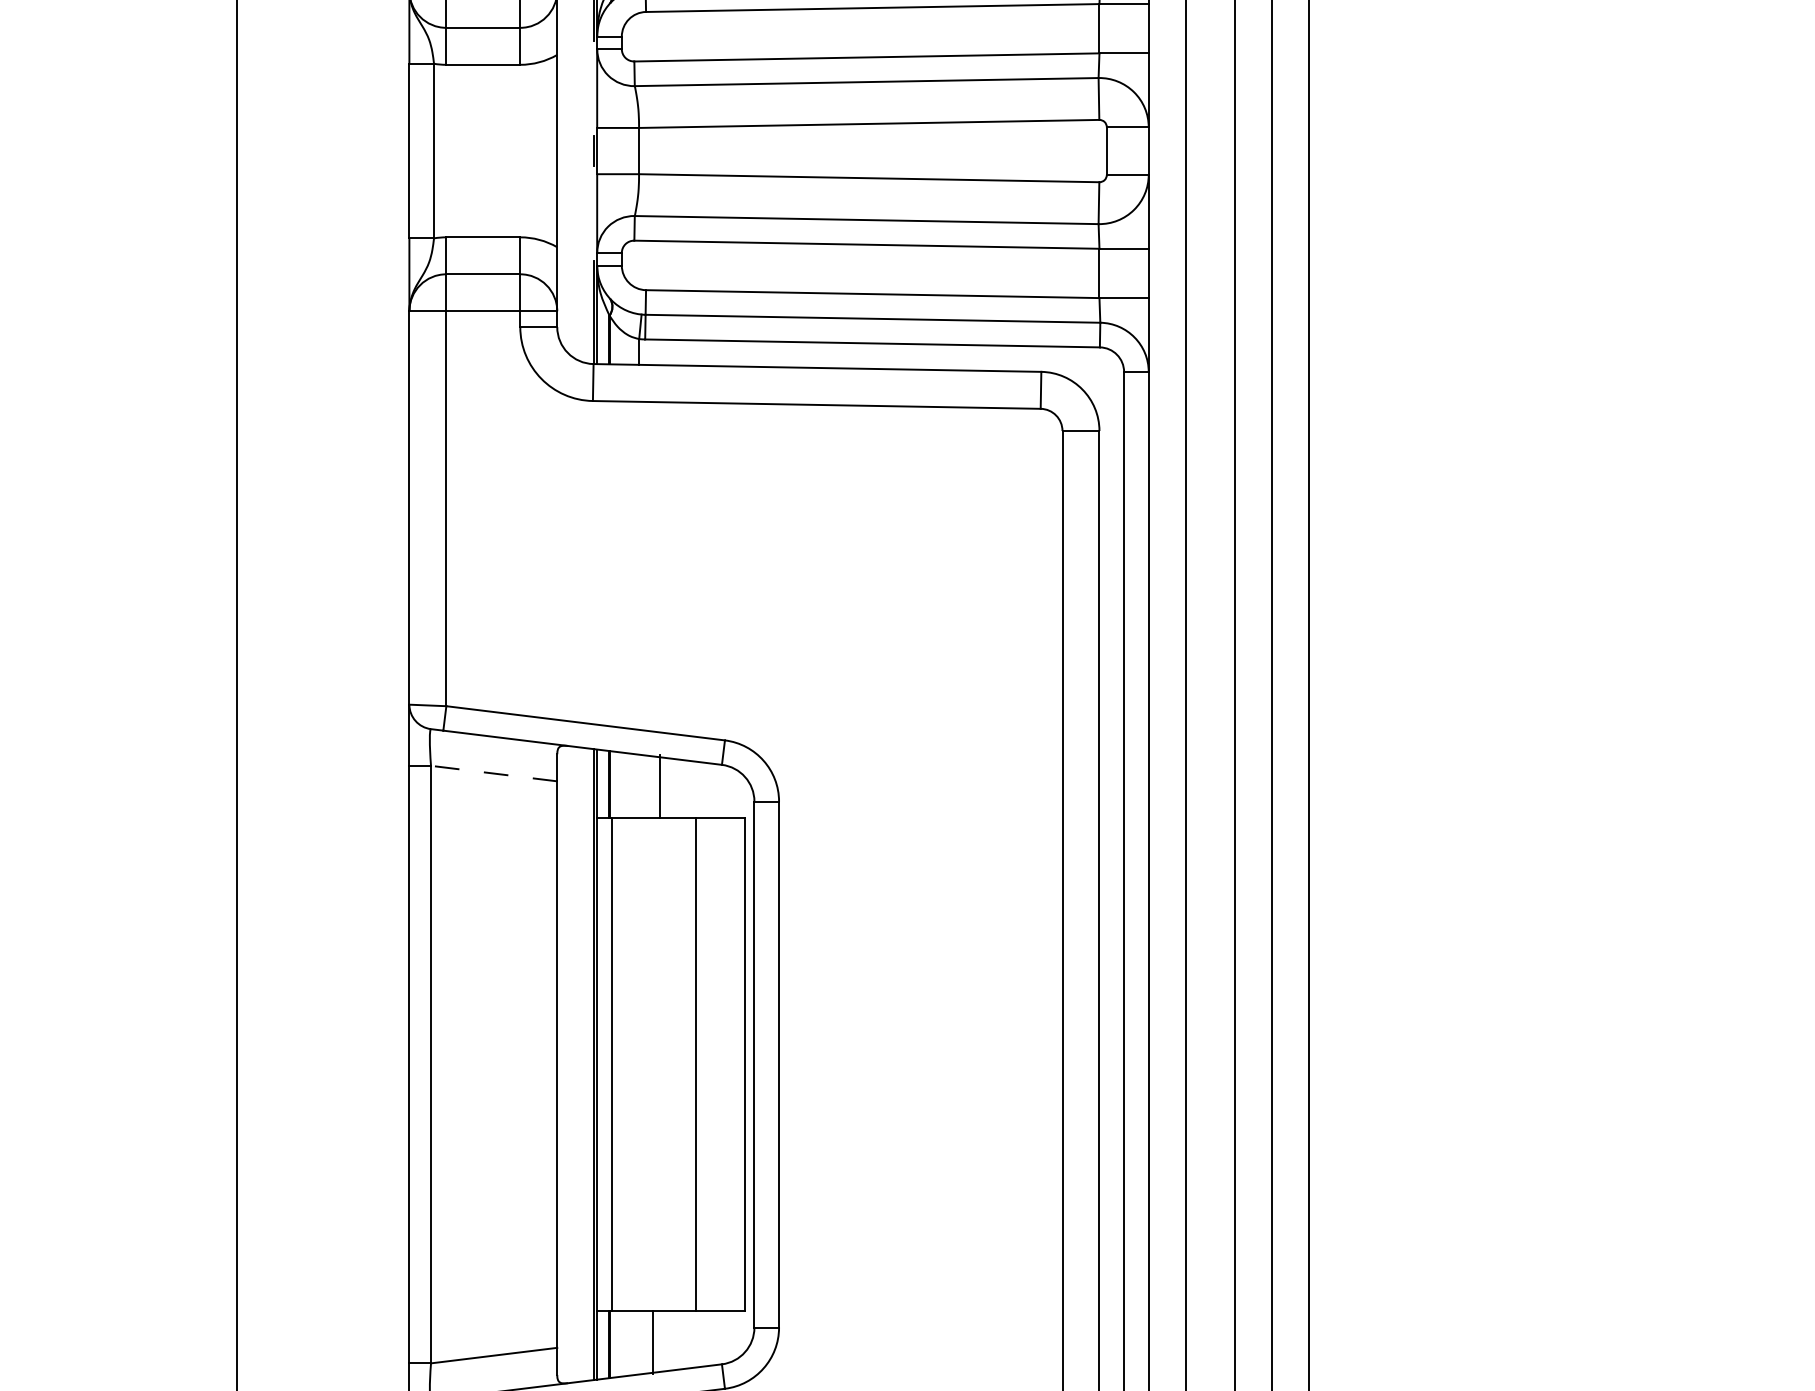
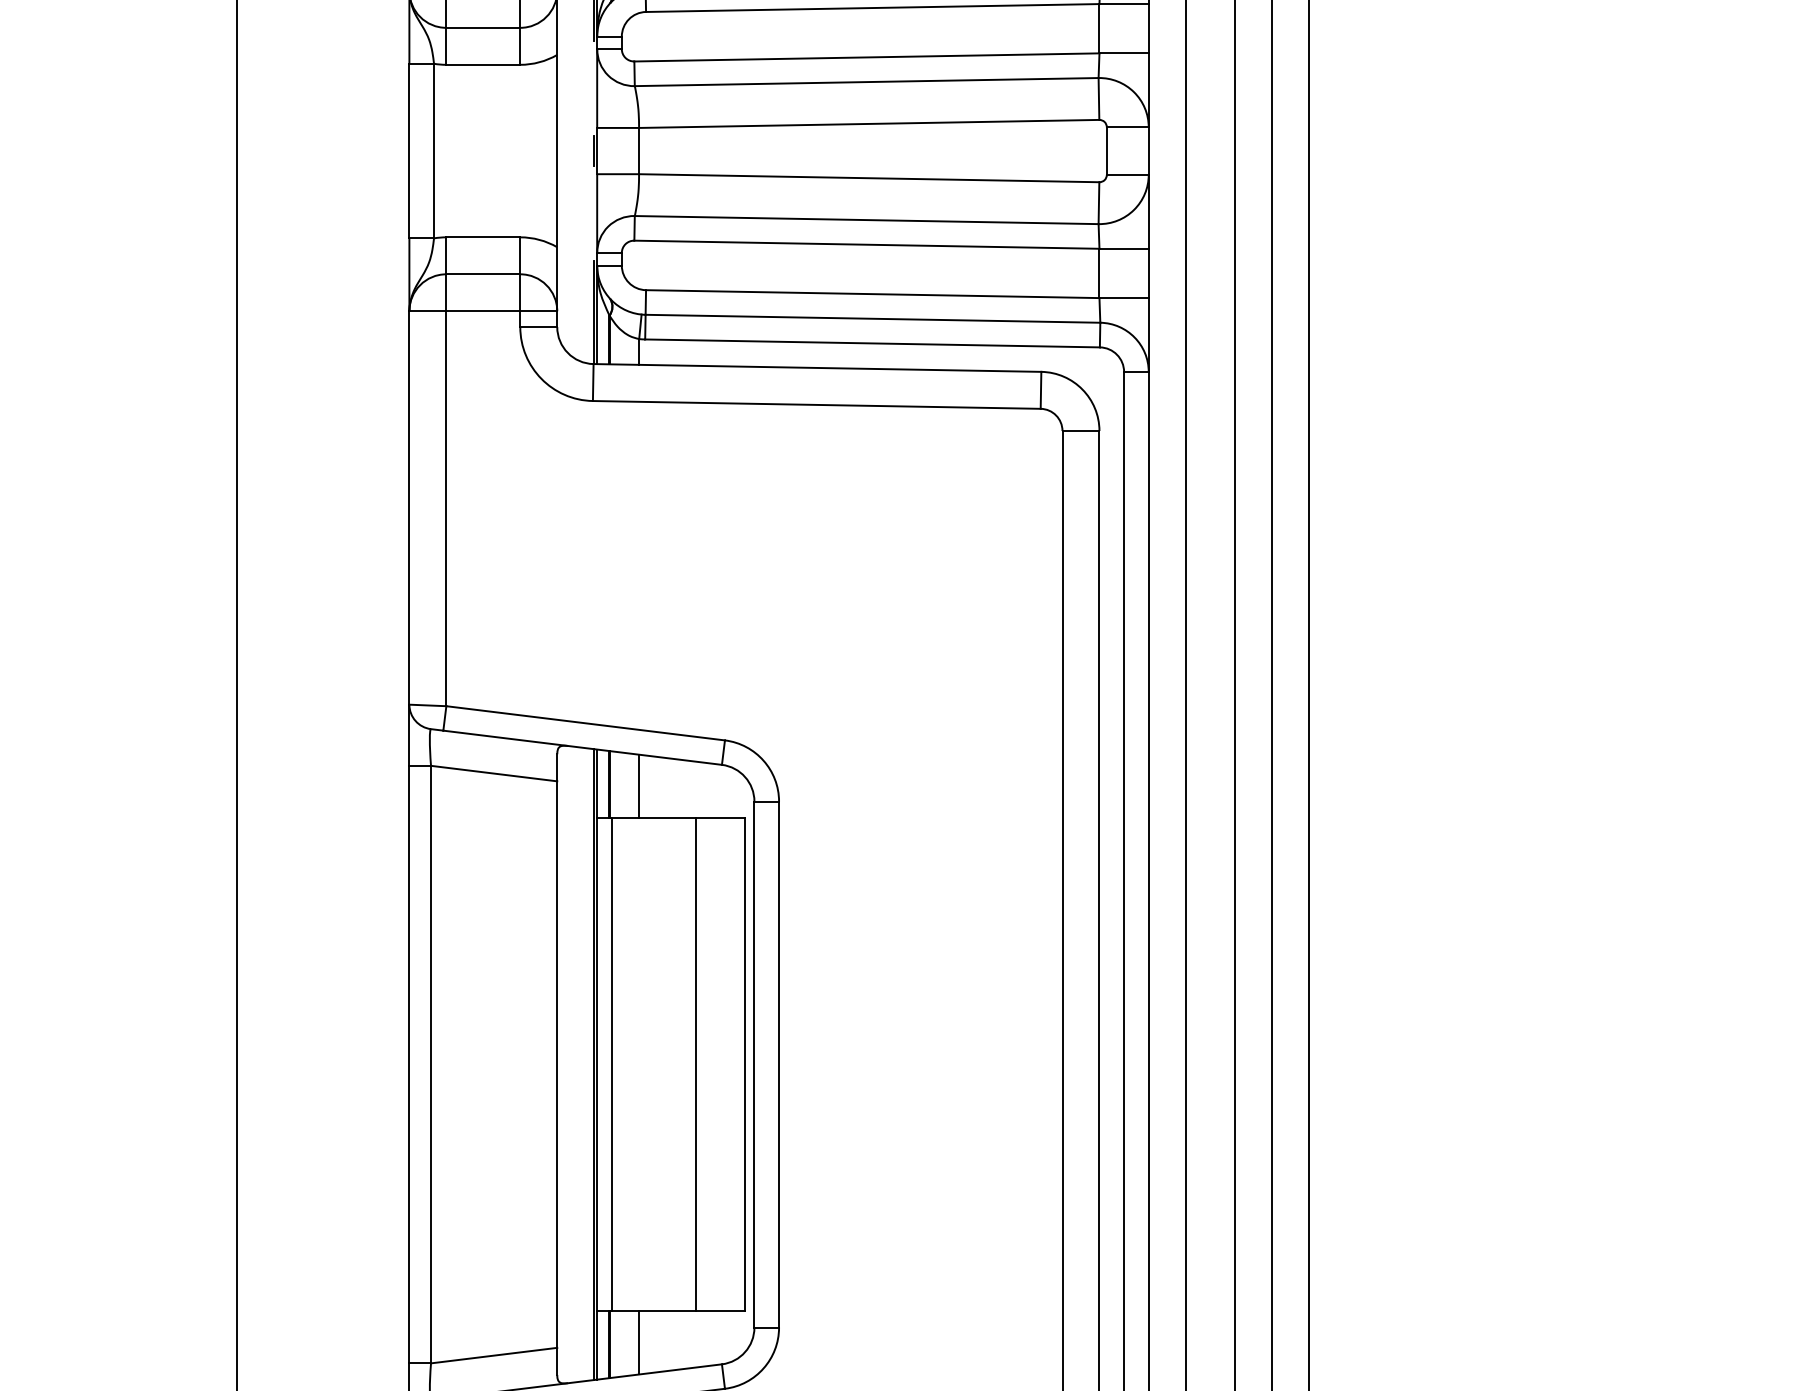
line: dashed -> solid (494, 773)
line position: (660, 786) -> (639, 786) (639, 786)
line position: (653, 1342) -> (639, 1342) (639, 1342)
